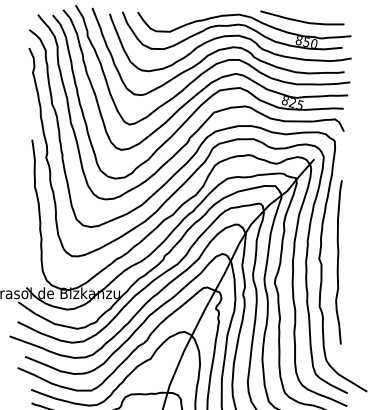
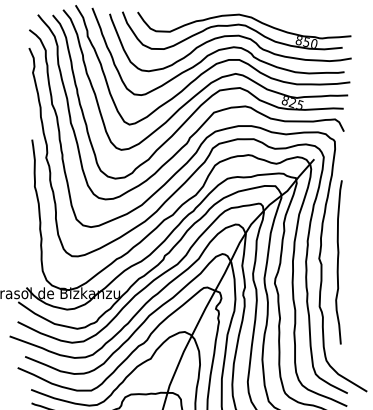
part: present -> none (302, 17)
